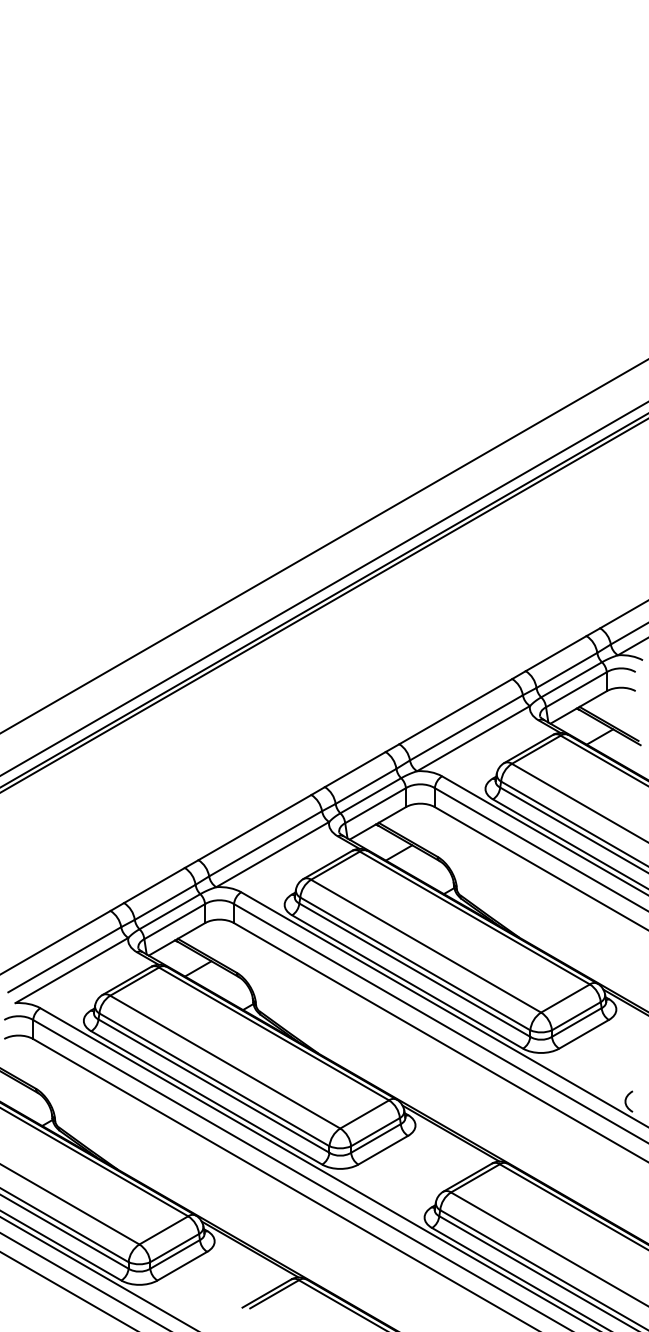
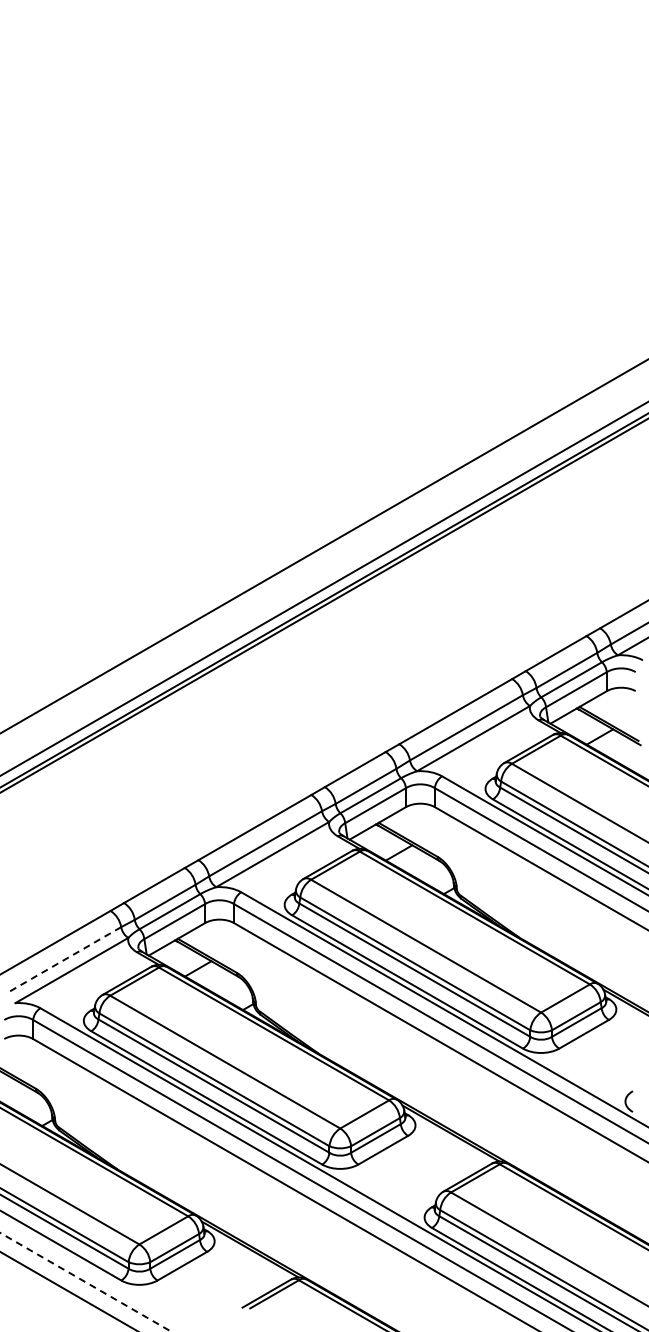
line: solid -> dashed (64, 959)
line: present -> none (97, 1273)
line: solid -> dashed (85, 1282)
